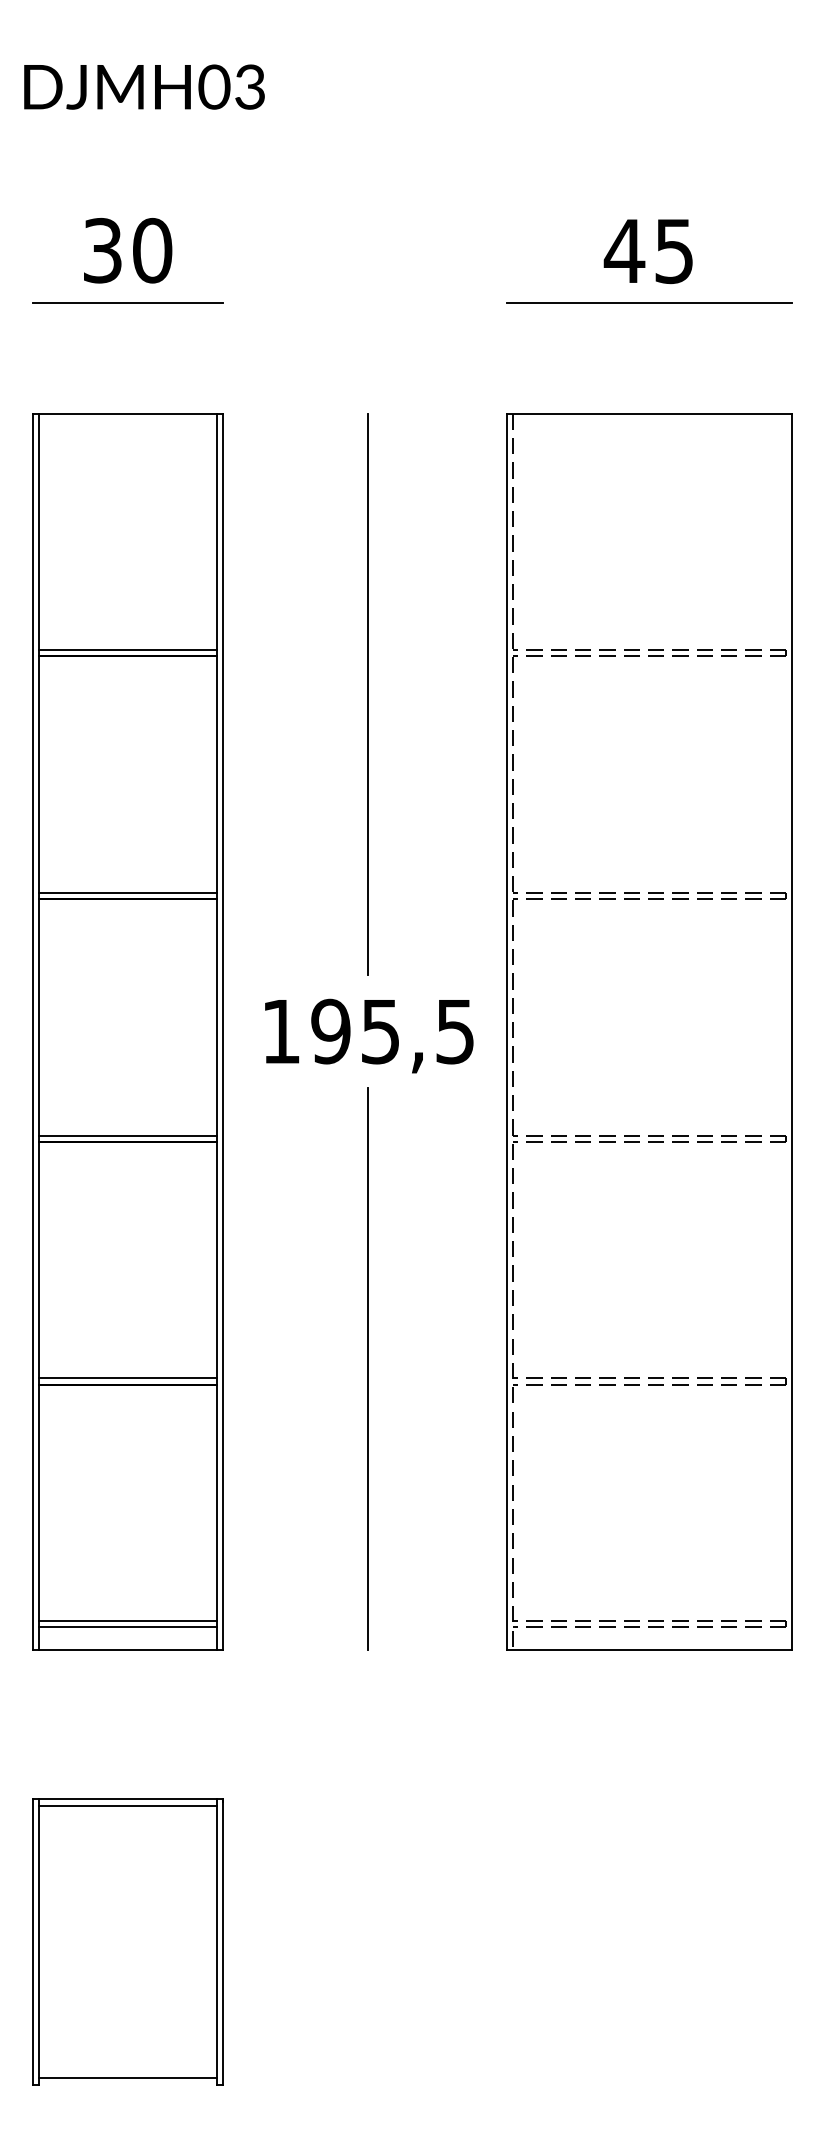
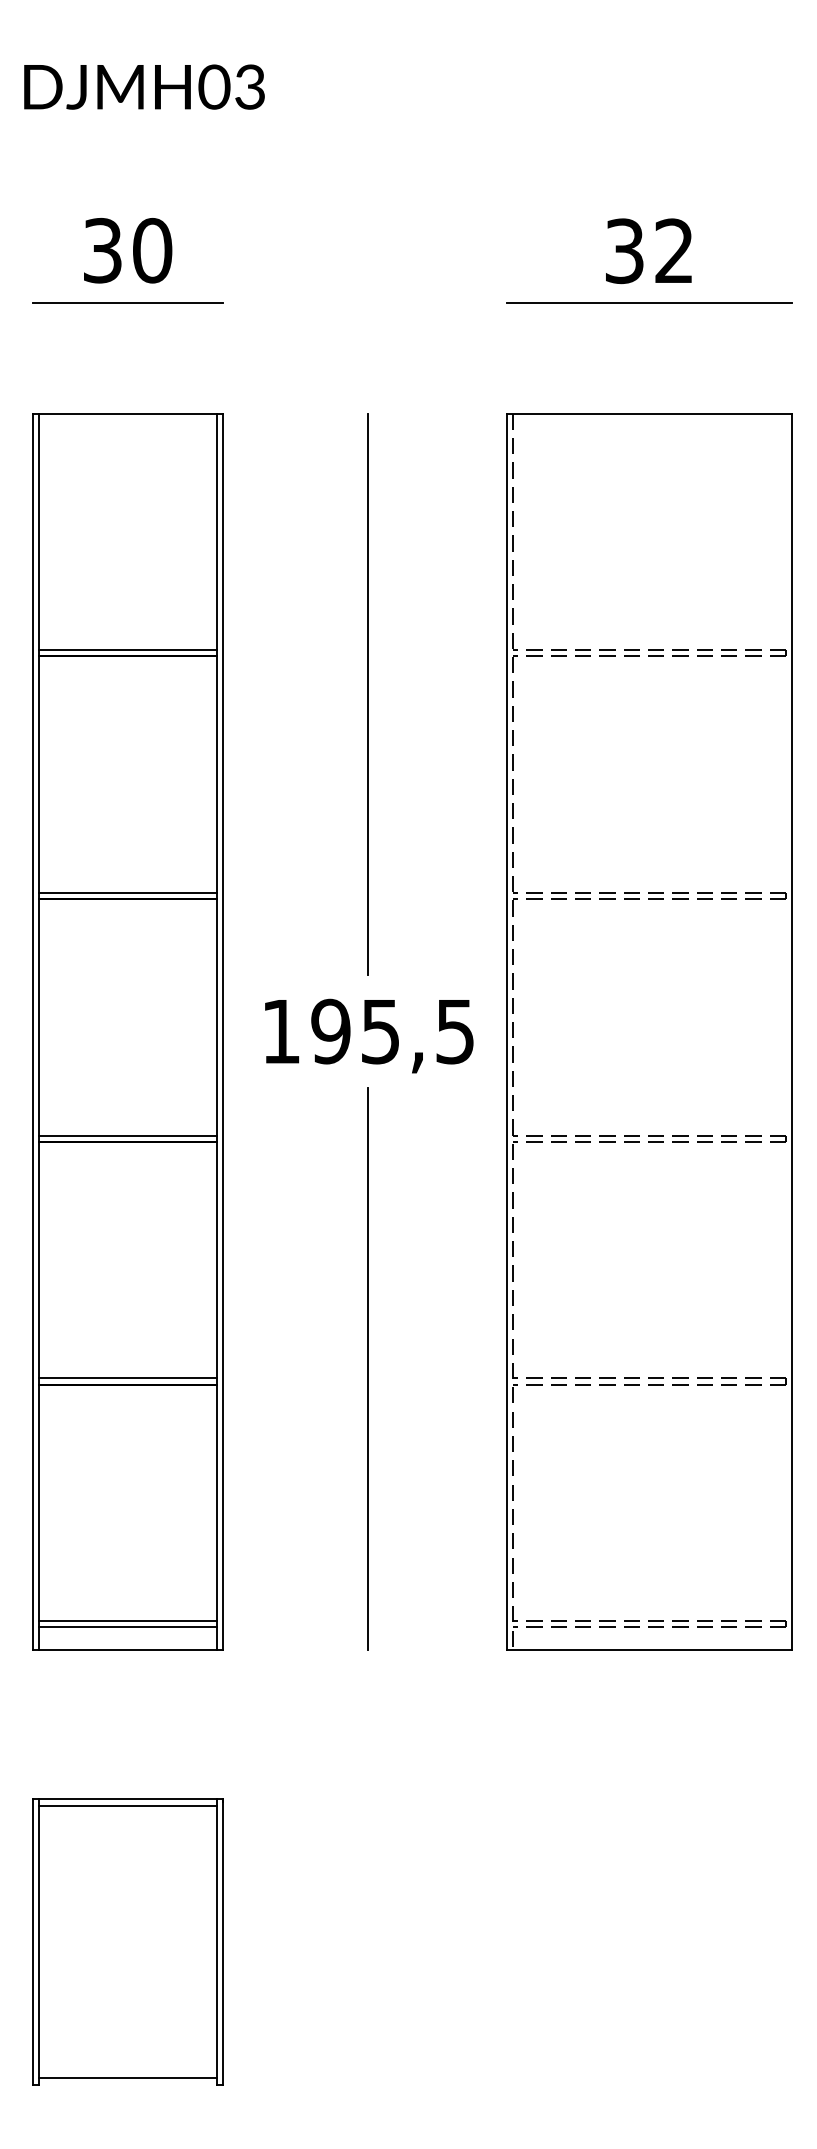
text: 45 -> 32 (647, 251)
